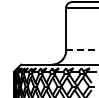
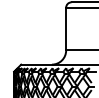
line: dashed -> solid (82, 50)
